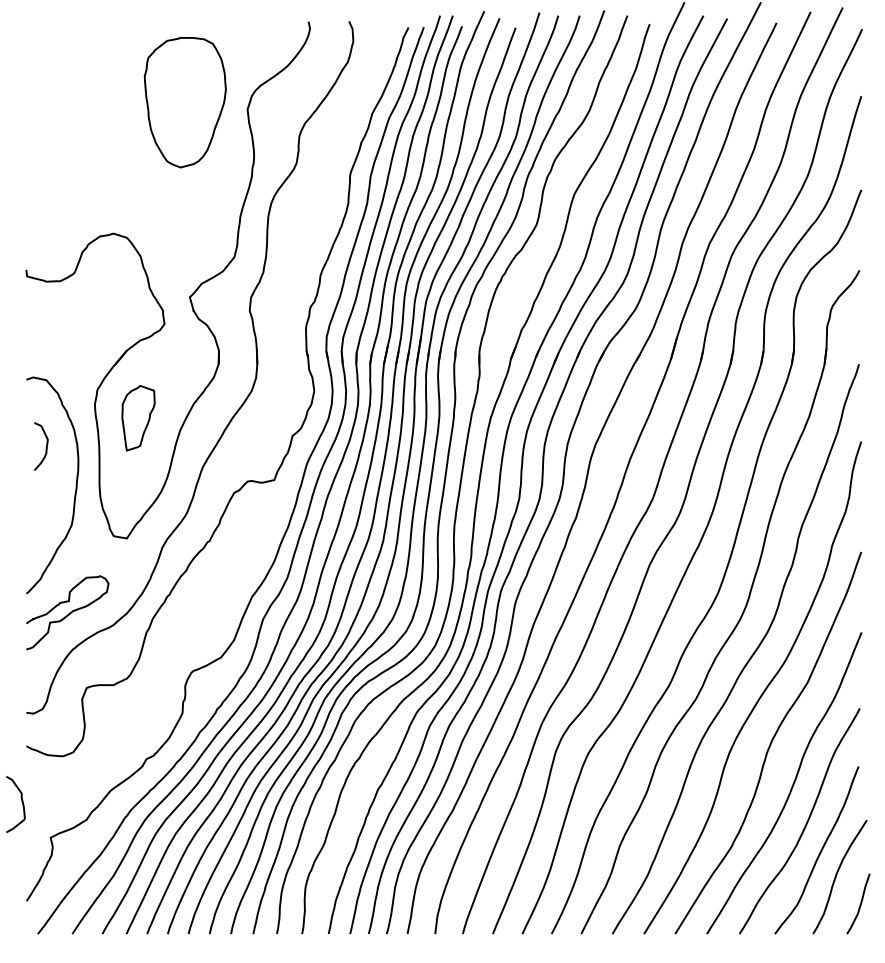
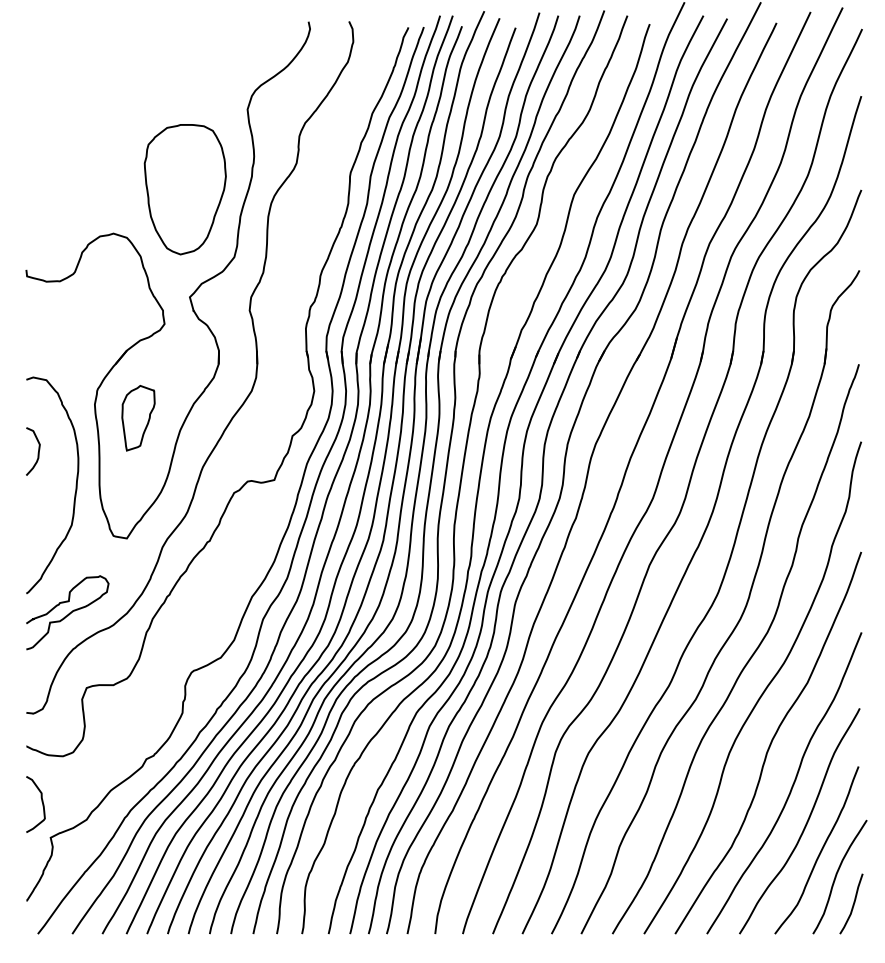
part position: (184, 102) -> (184, 189) (184, 189)
curve position: (45, 447) -> (37, 452) (37, 452)
curve position: (21, 802) -> (41, 802) (41, 802)
curve position: (859, 904) -> (852, 904) (852, 904)
